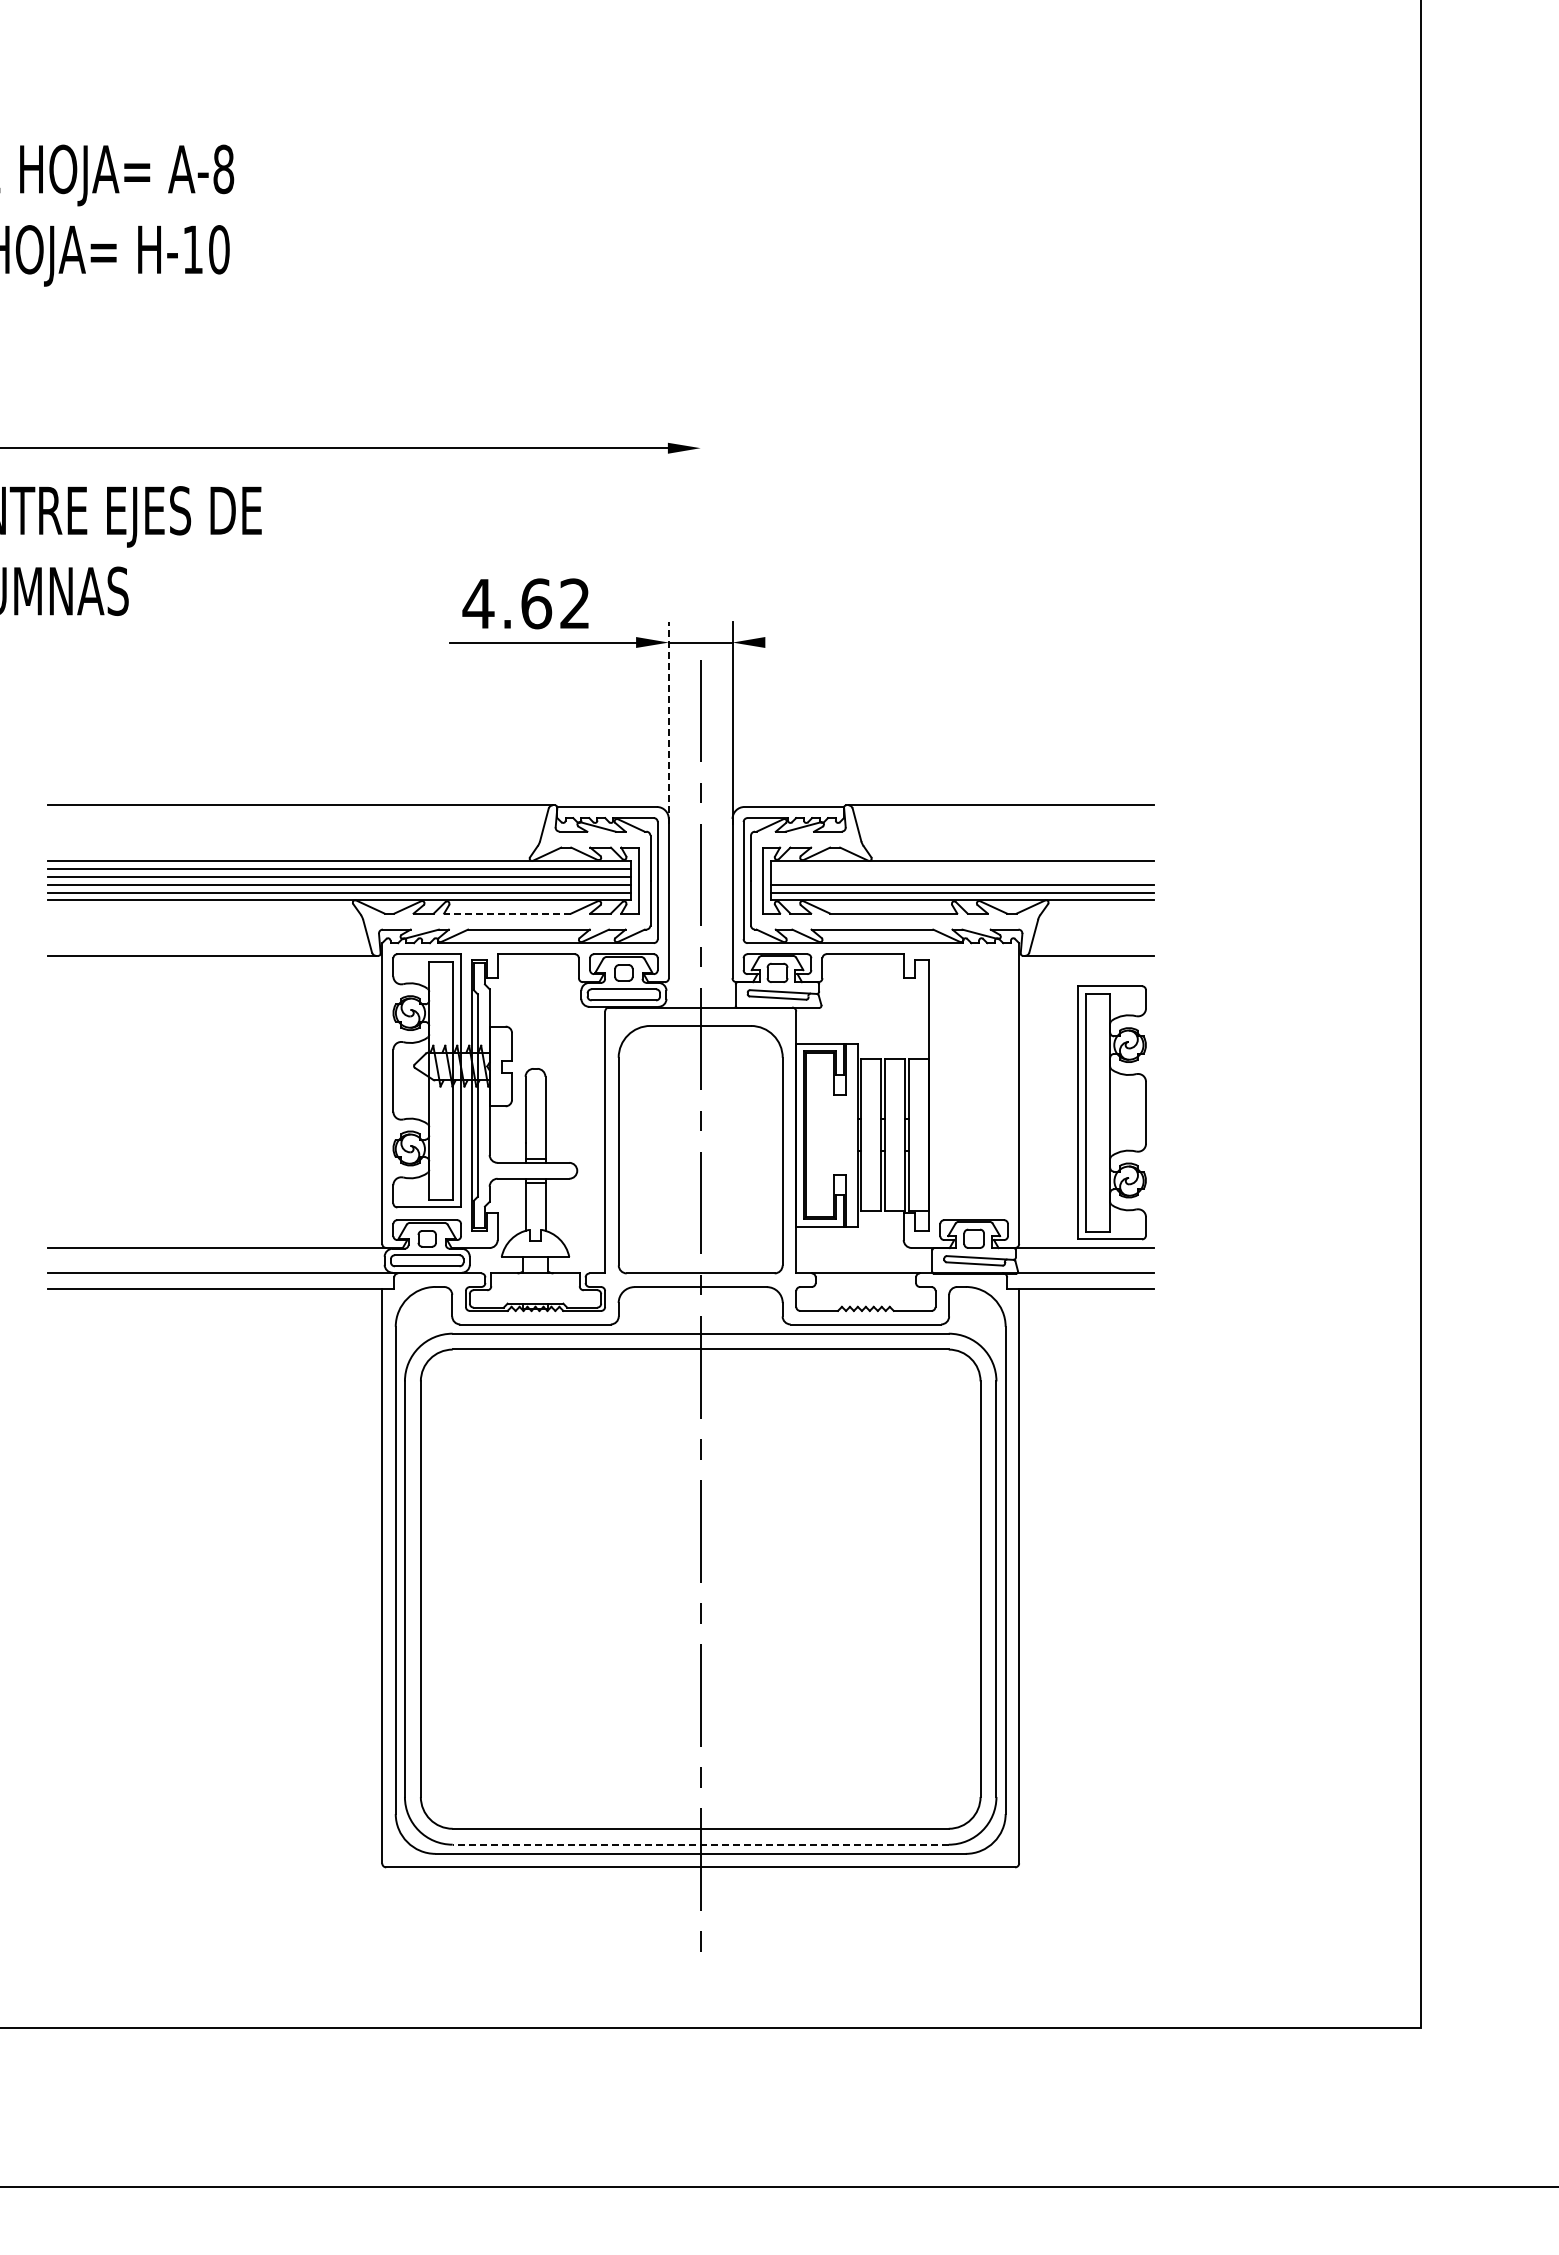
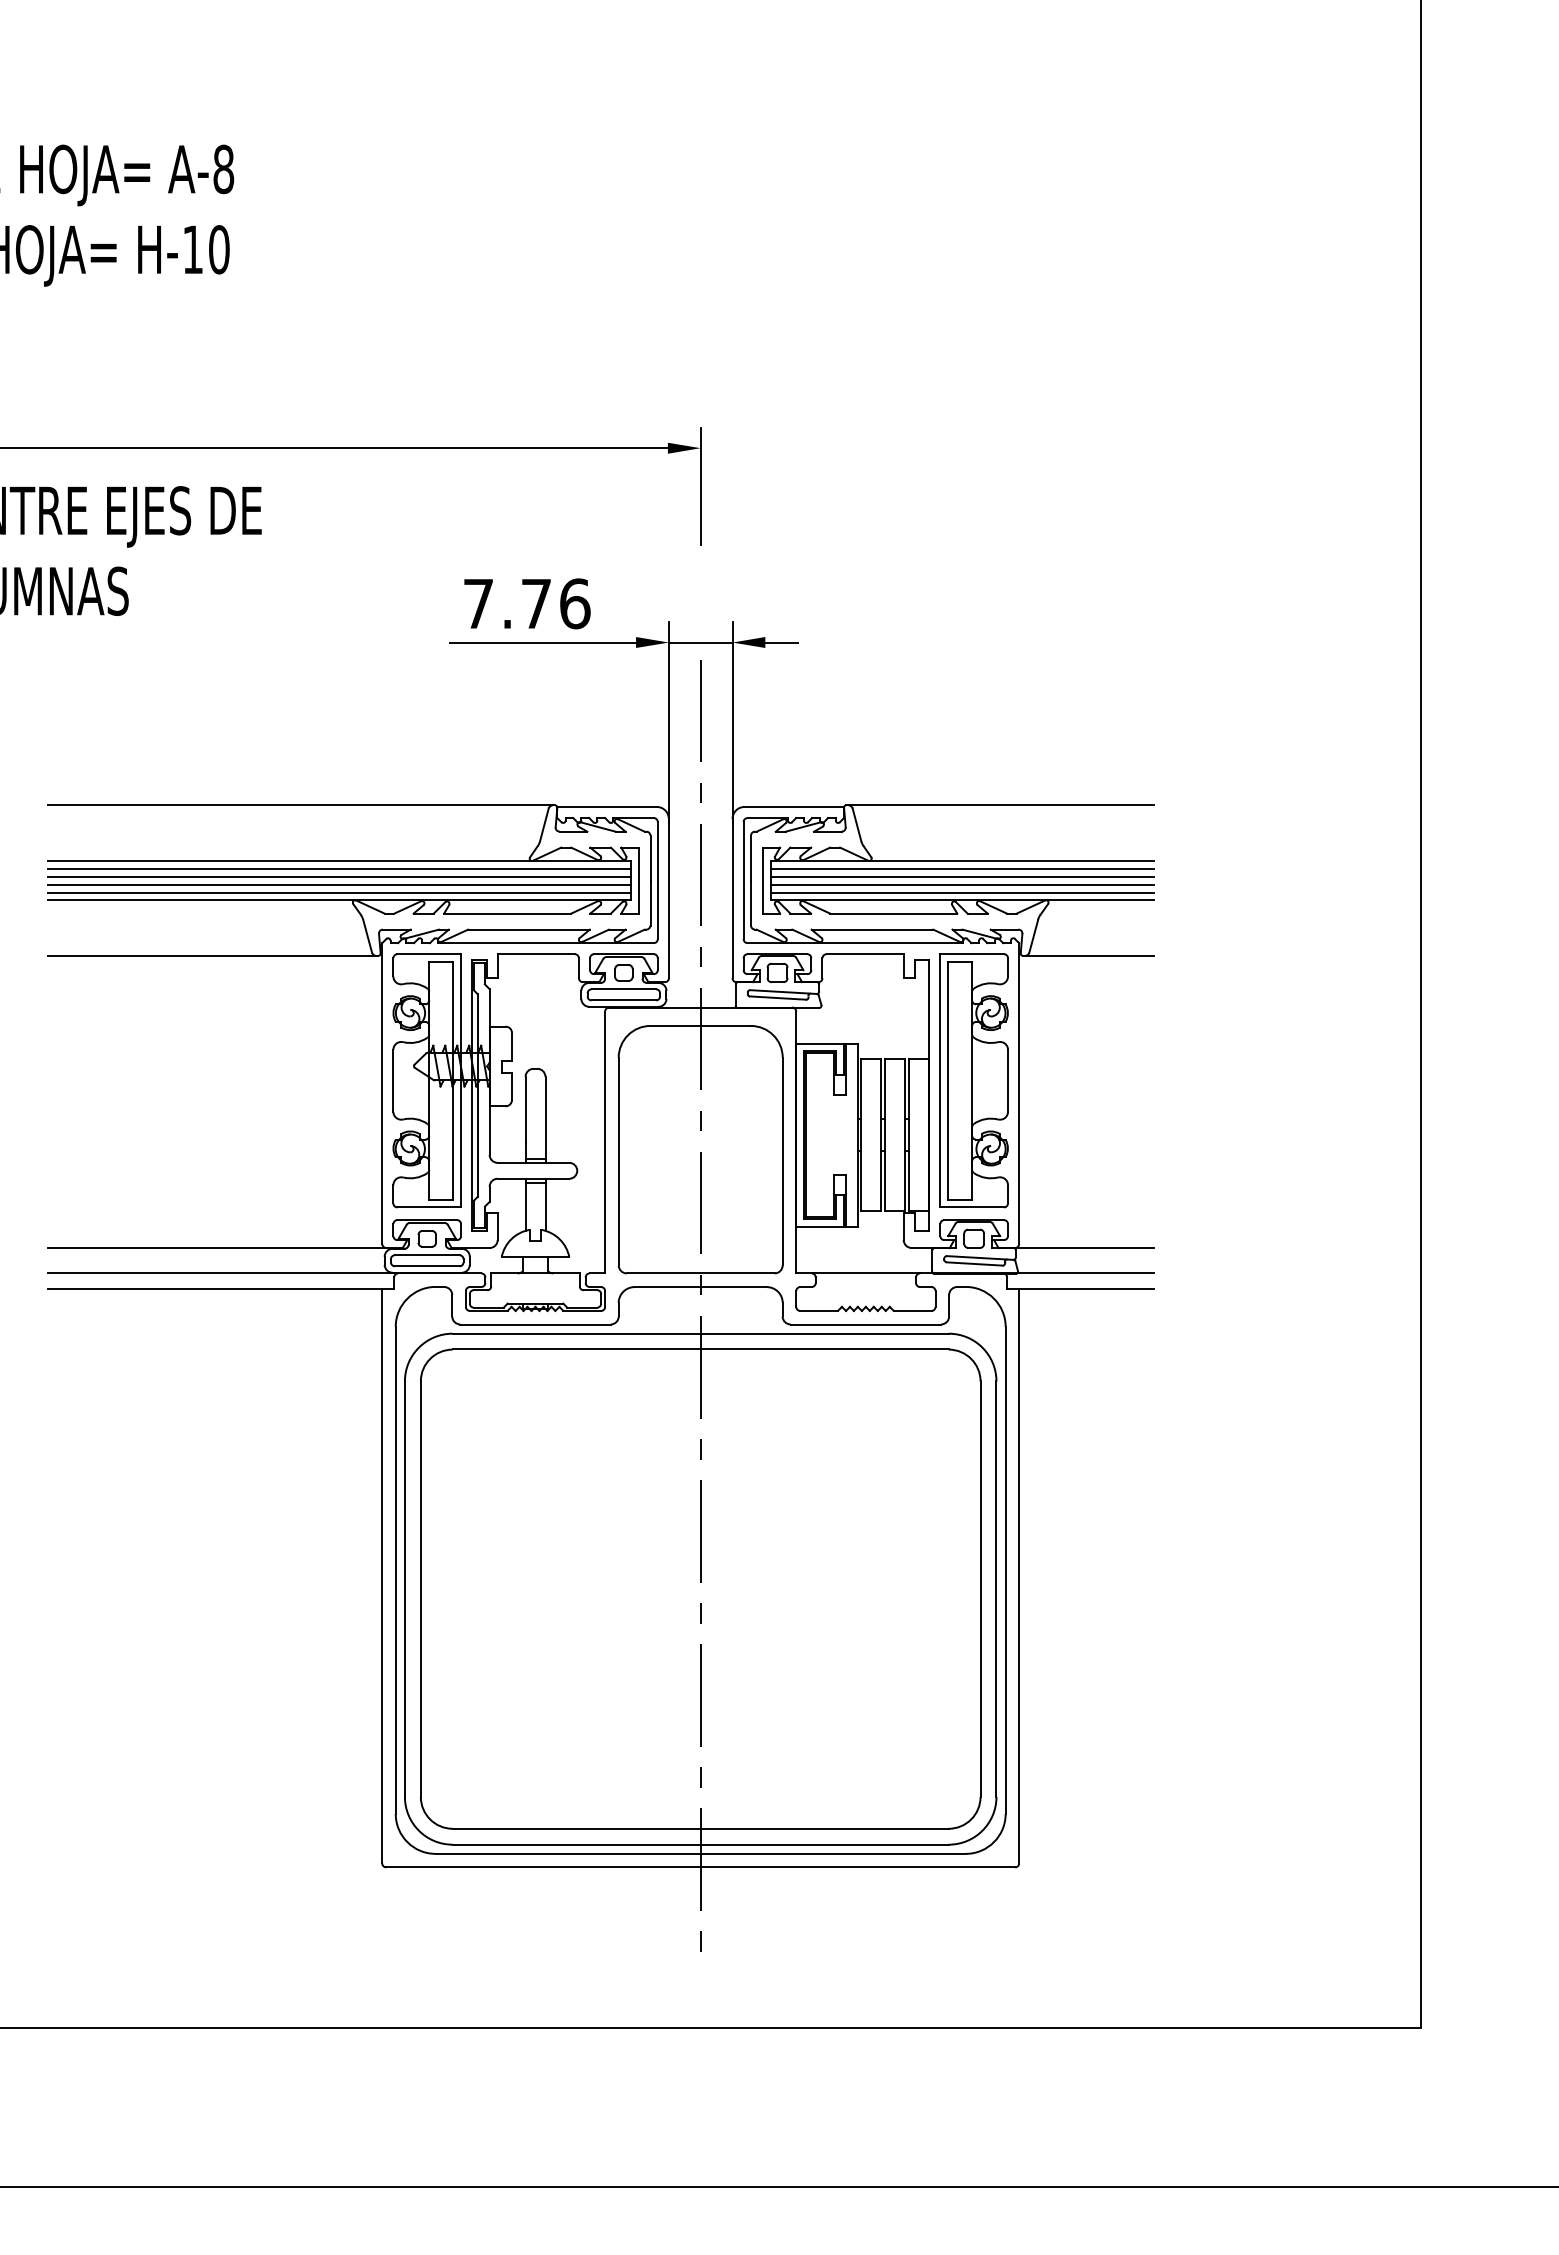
line: none -> present (700, 486)
text: 4.62 -> 7.76 (526, 603)
line: none -> present (781, 642)
line: dashed -> solid (668, 722)
line: none -> present (962, 868)
line: none -> present (962, 876)
line: dashed -> solid (507, 913)
part position: (1111, 1112) -> (973, 1080) (973, 1080)
line: dashed -> solid (700, 1844)
